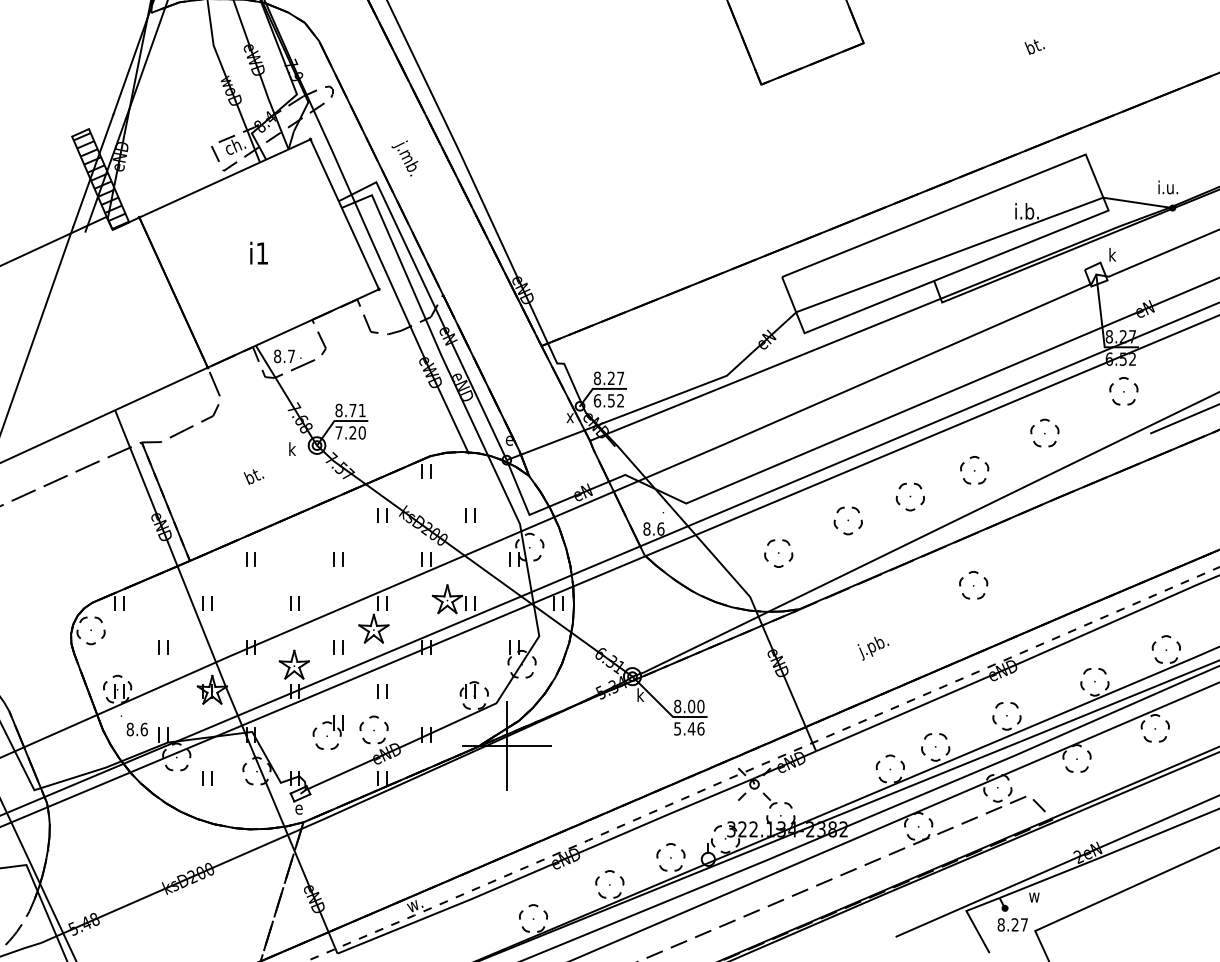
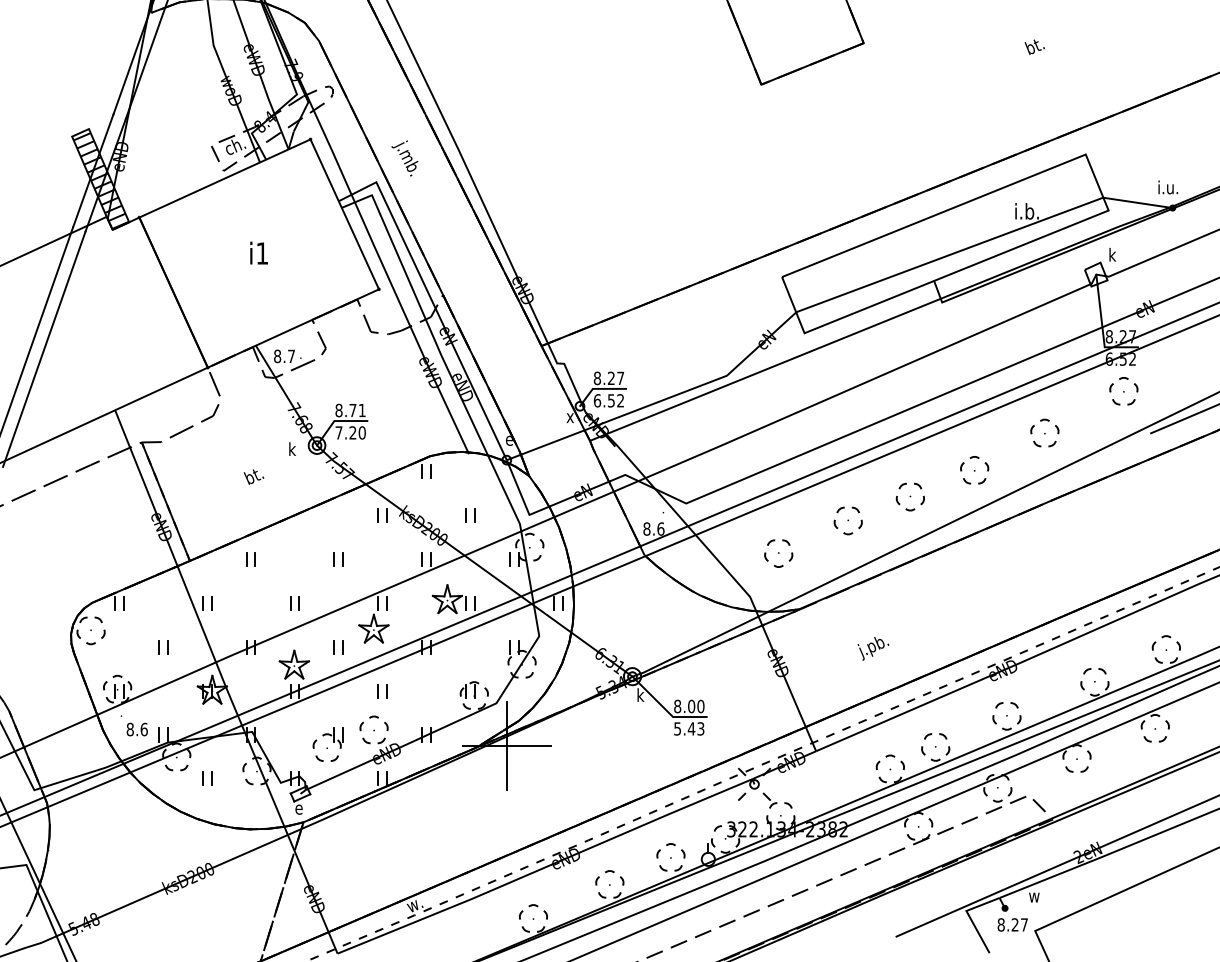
line: none -> present (44, 348)
part: present -> none (973, 585)
text: 5.46 -> 5.43 (700, 728)
part position: (327, 732) -> (327, 744) (327, 744)
